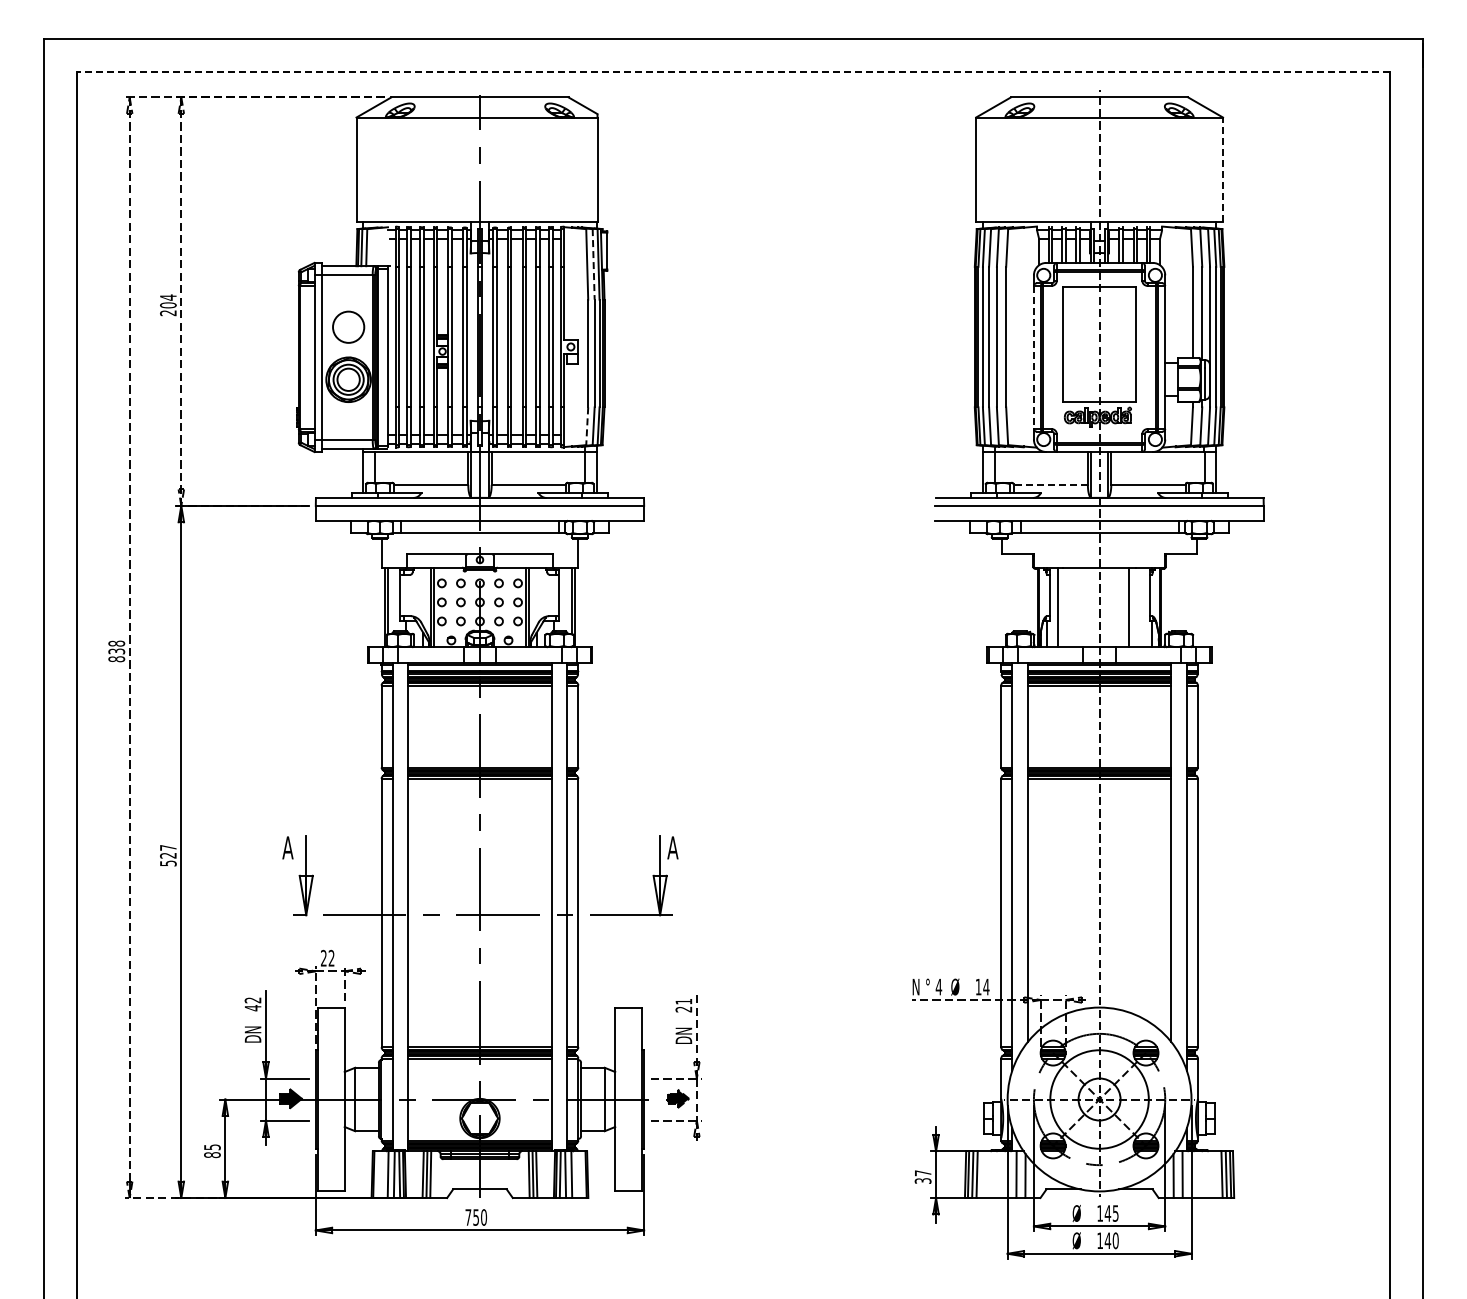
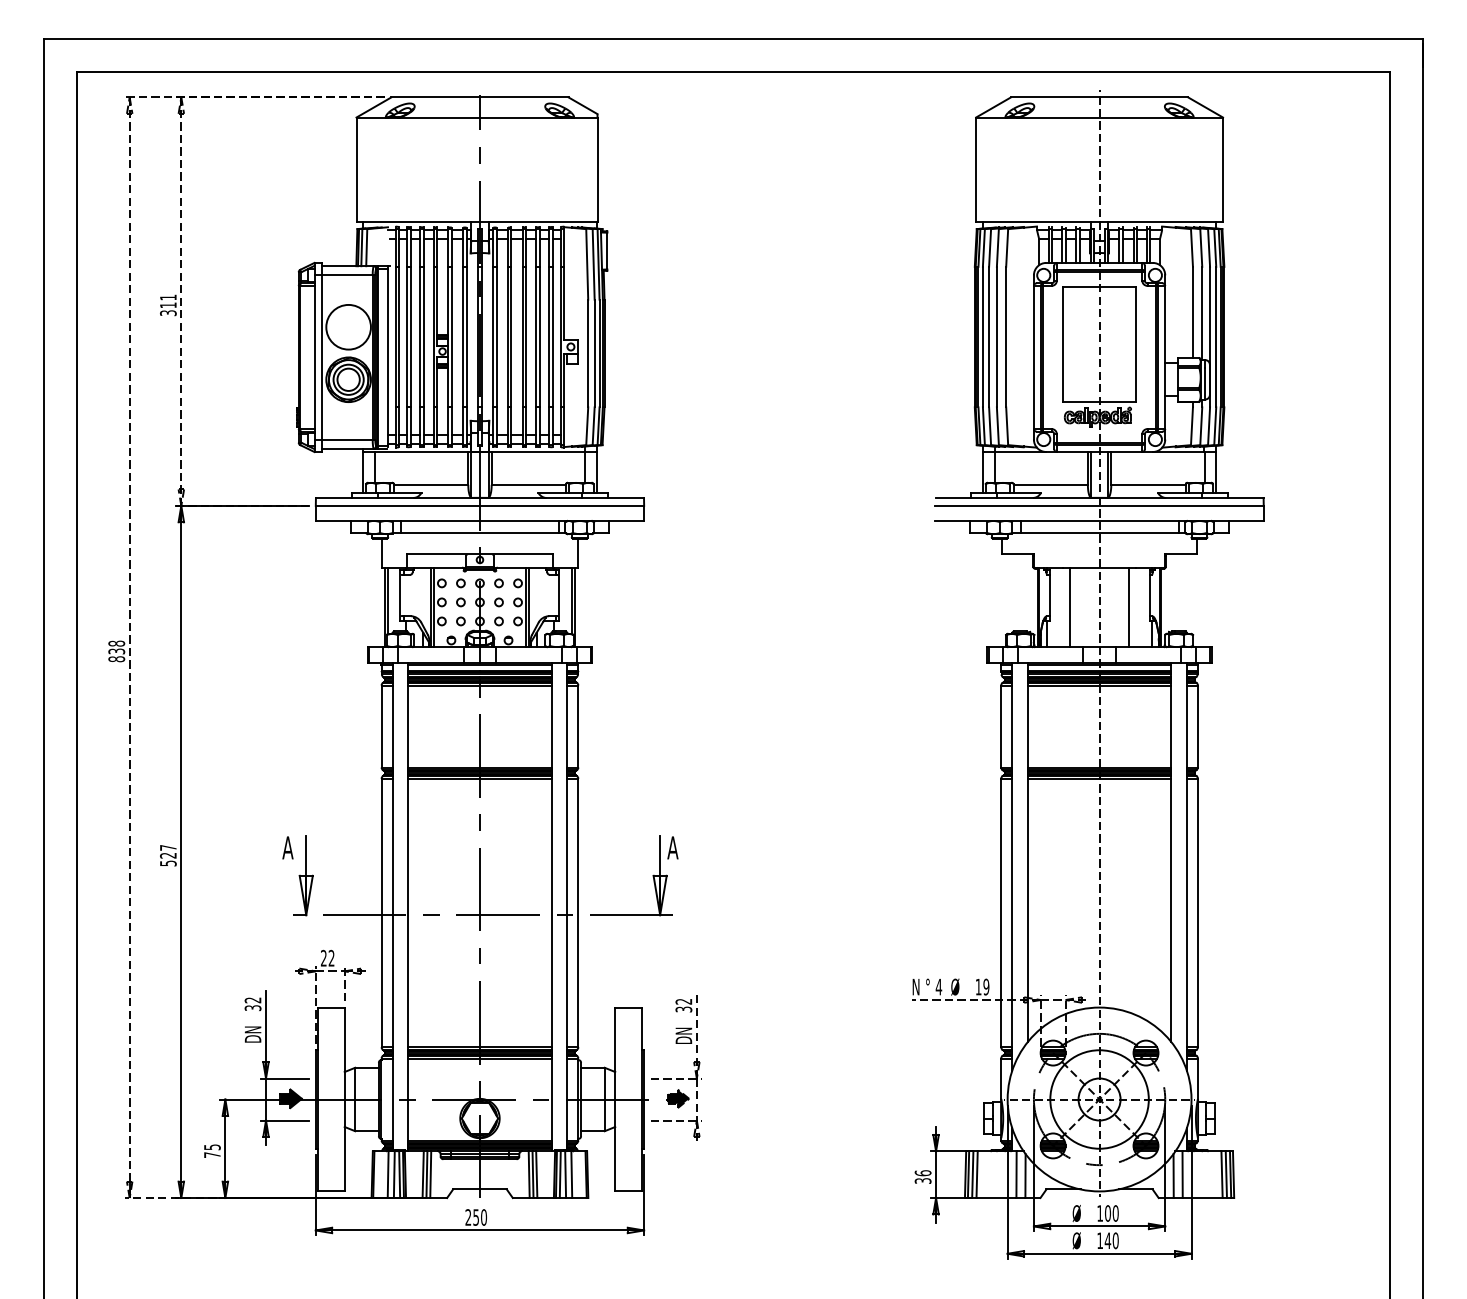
line: dashed -> solid (733, 71)
line: dashed -> solid (1223, 169)
line: dashed -> solid (593, 264)
text: 204 -> 311 (168, 305)
circle diameter: 31 px -> 45 px (348, 326)
line: dashed -> solid (1033, 357)
line: dashed -> solid (587, 426)
line: dashed -> solid (1050, 484)
line position: (1057, 607) -> (1069, 607) (1069, 607)
text: 14 -> 19 (986, 986)
text: 21 -> 32 (683, 1005)
text: 42 -> 32 (252, 1008)
text: 85 -> 75 (212, 1155)
text: 37 -> 36 (922, 1173)
text: 145 -> 100 (1111, 1213)
text: 750 -> 250 (468, 1217)
